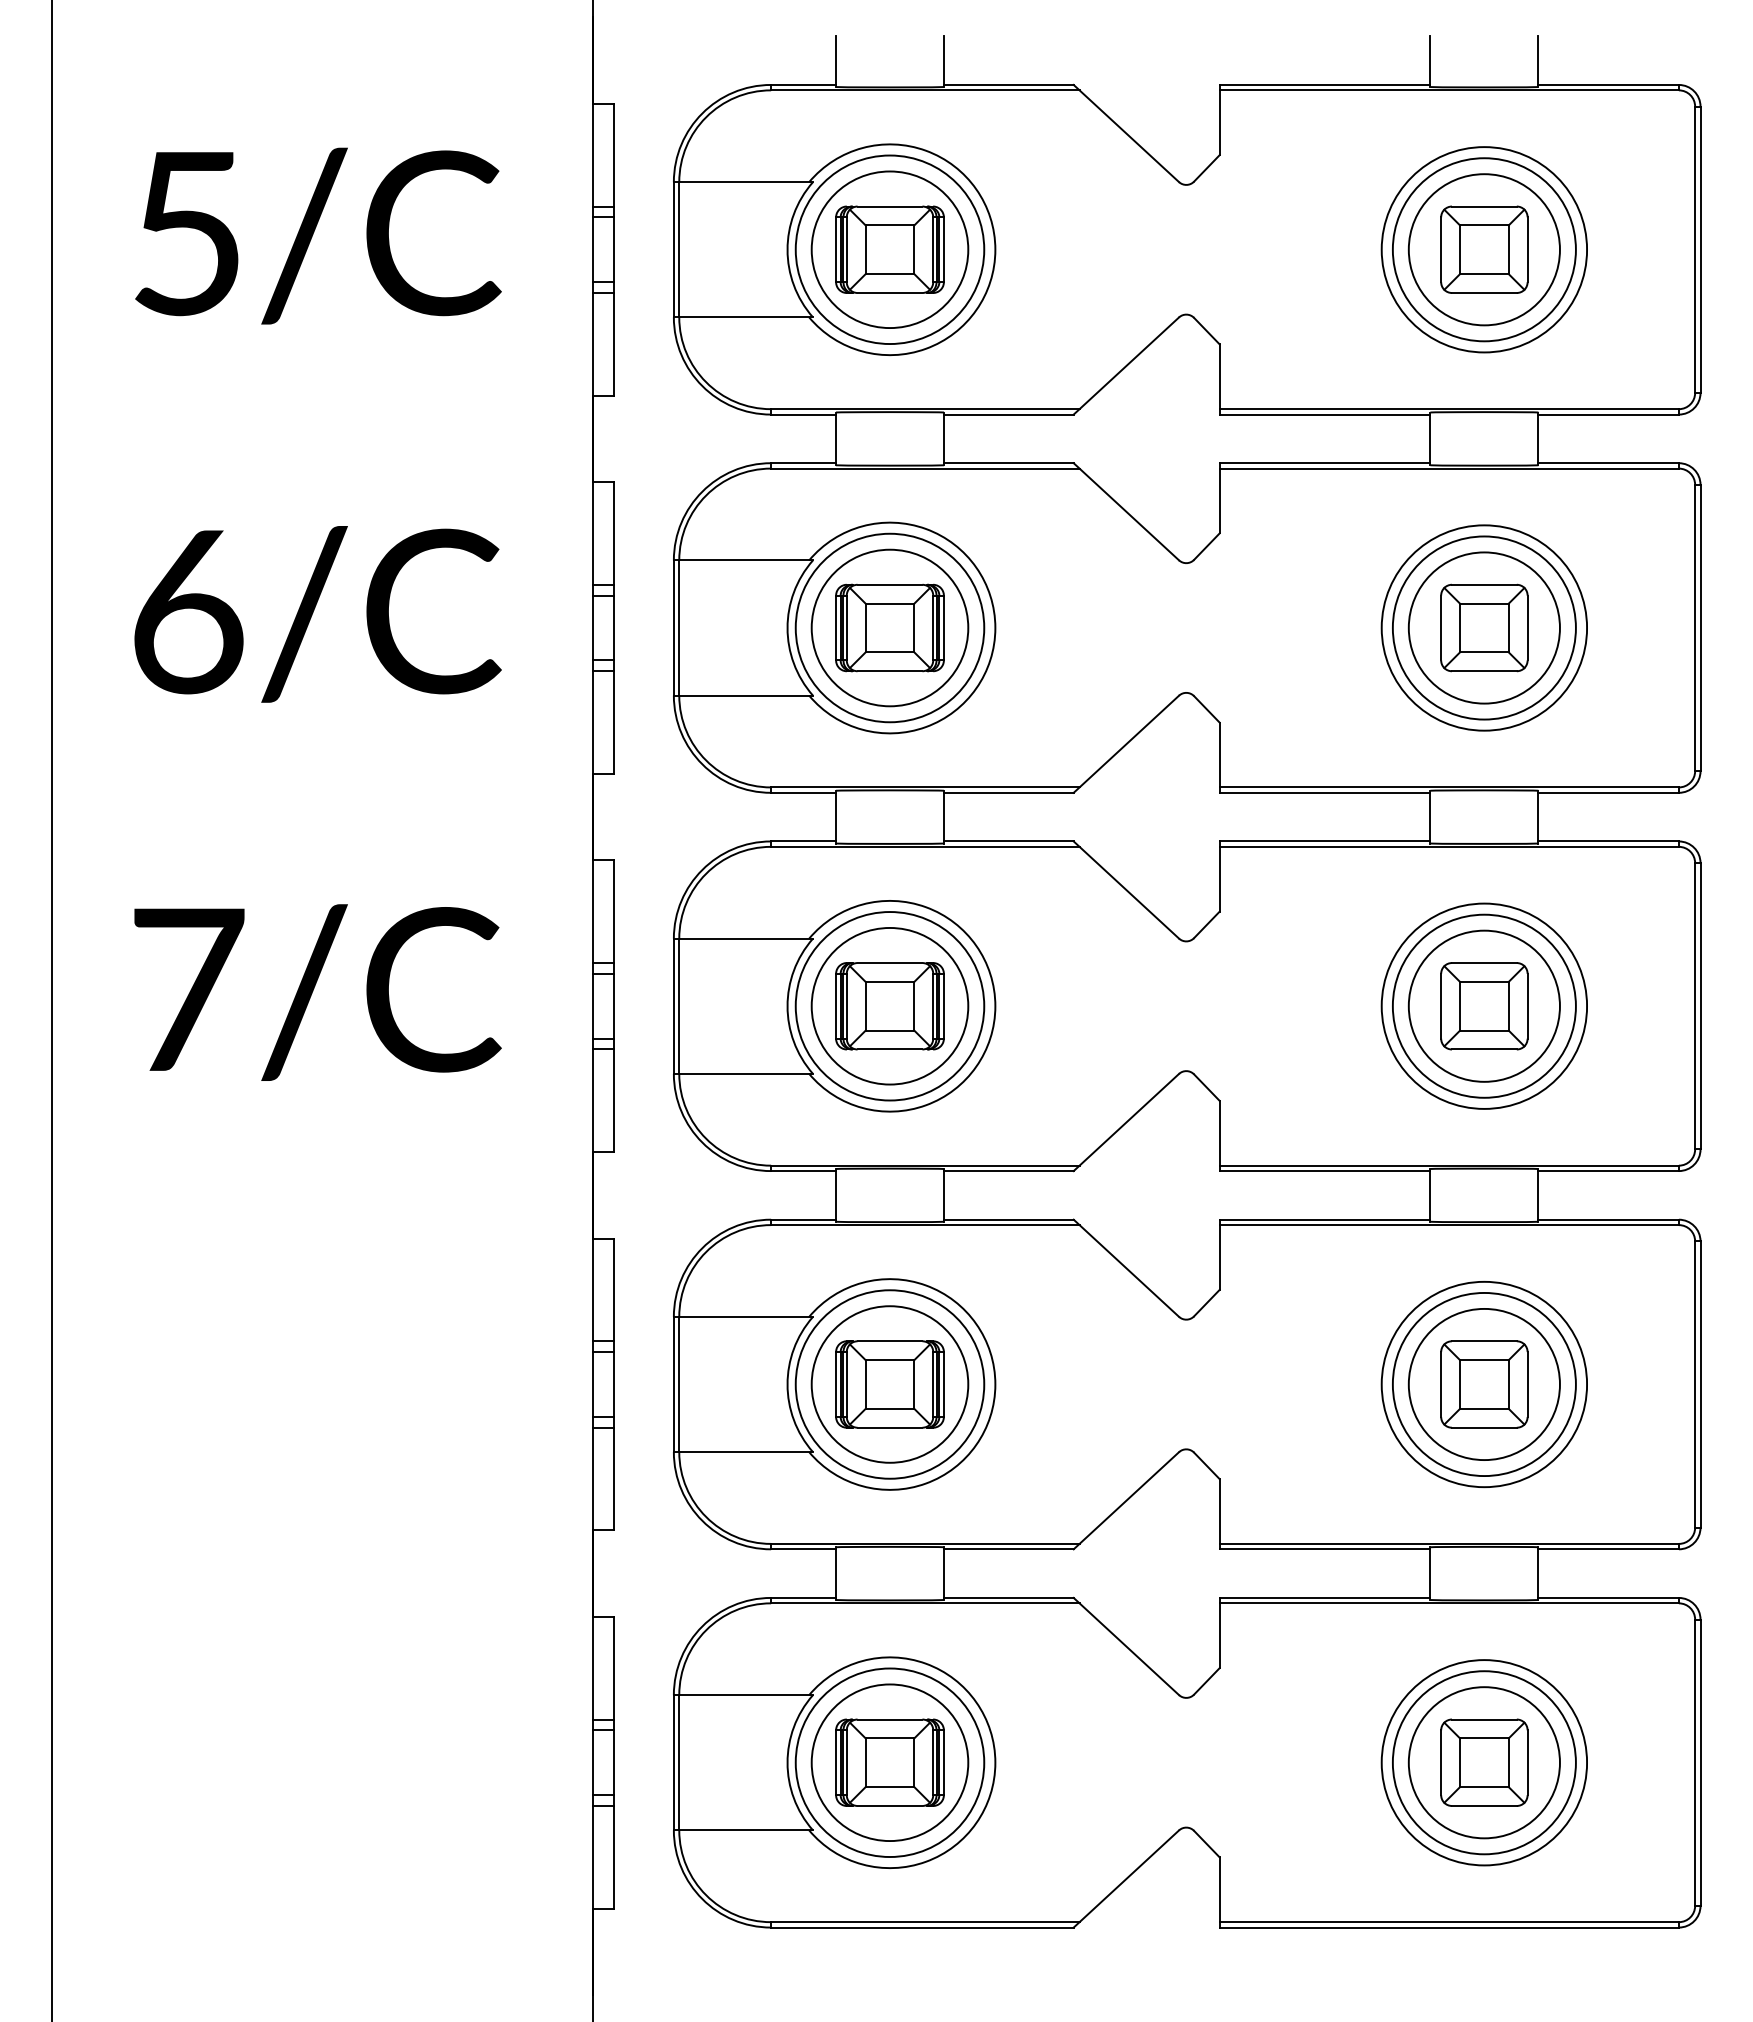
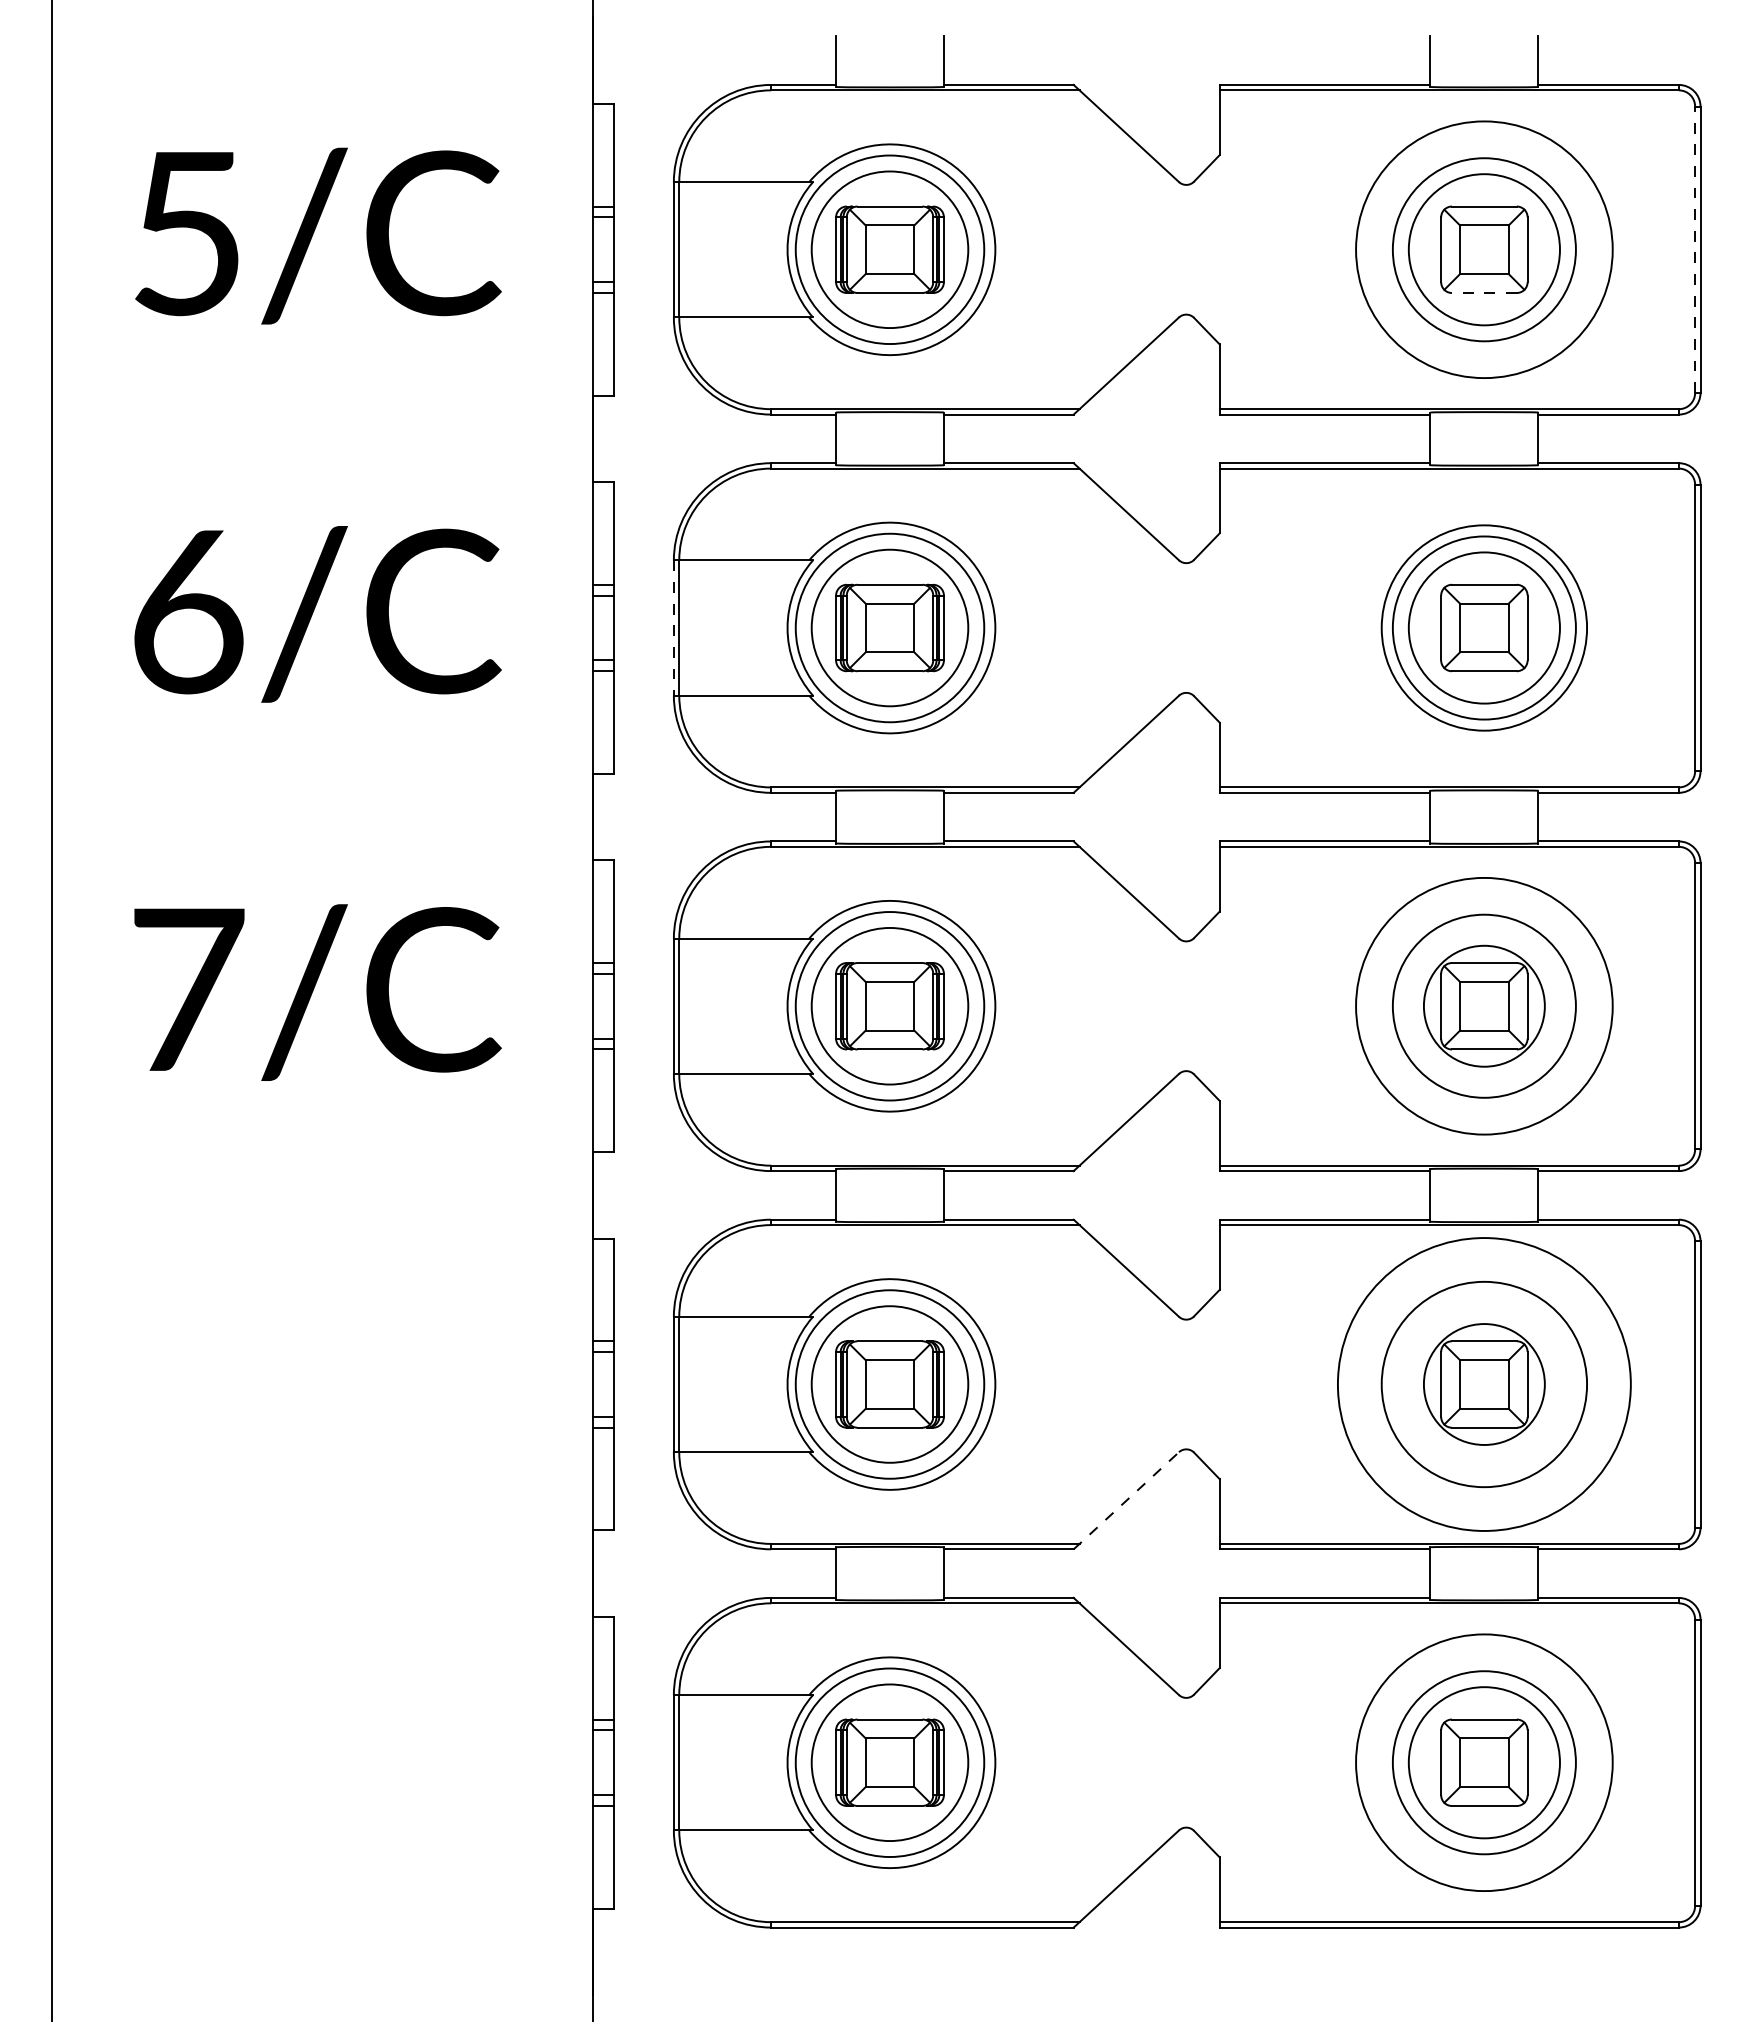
circle diameter: 205 px -> 257 px (1484, 249)
line: solid -> dashed (1695, 249)
line: solid -> dashed (1483, 293)
line: solid -> dashed (673, 628)
circle diameter: 151 px -> 121 px (1483, 1005)
circle diameter: 205 px -> 257 px (1484, 1005)
circle diameter: 151 px -> 121 px (1483, 1384)
circle diameter: 183 px -> 293 px (1483, 1384)
line: solid -> dashed (1126, 1500)
circle diameter: 205 px -> 257 px (1484, 1762)
